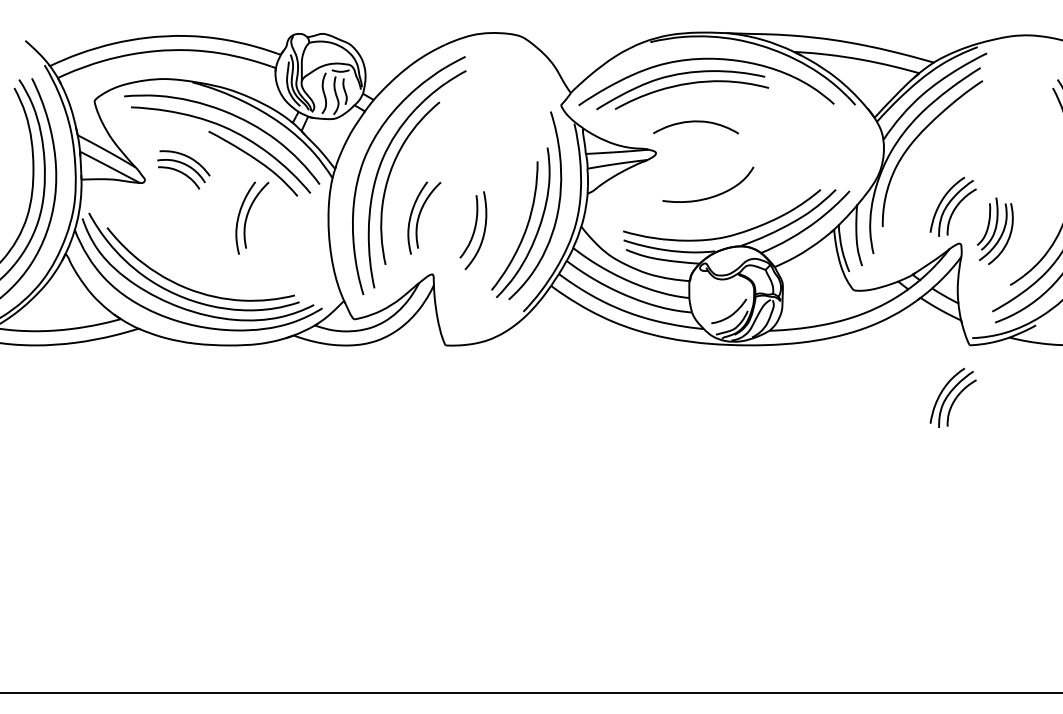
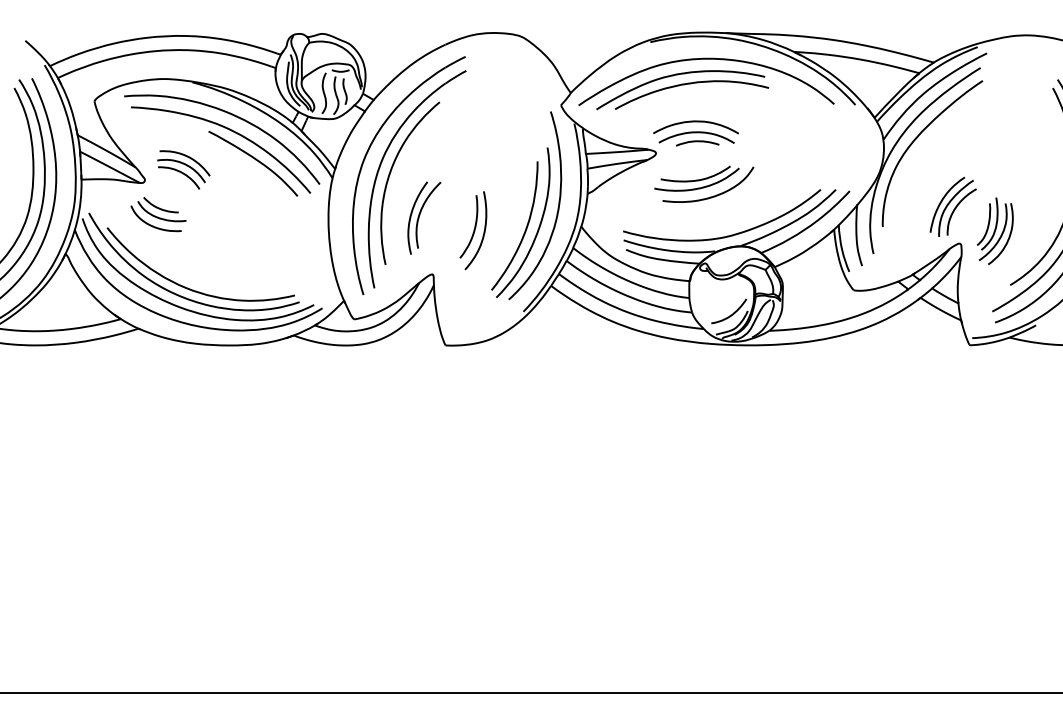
part: none -> present (696, 138)
part: none -> present (696, 178)
part: none -> present (158, 214)
part: present -> none (252, 217)
part: present -> none (952, 397)
